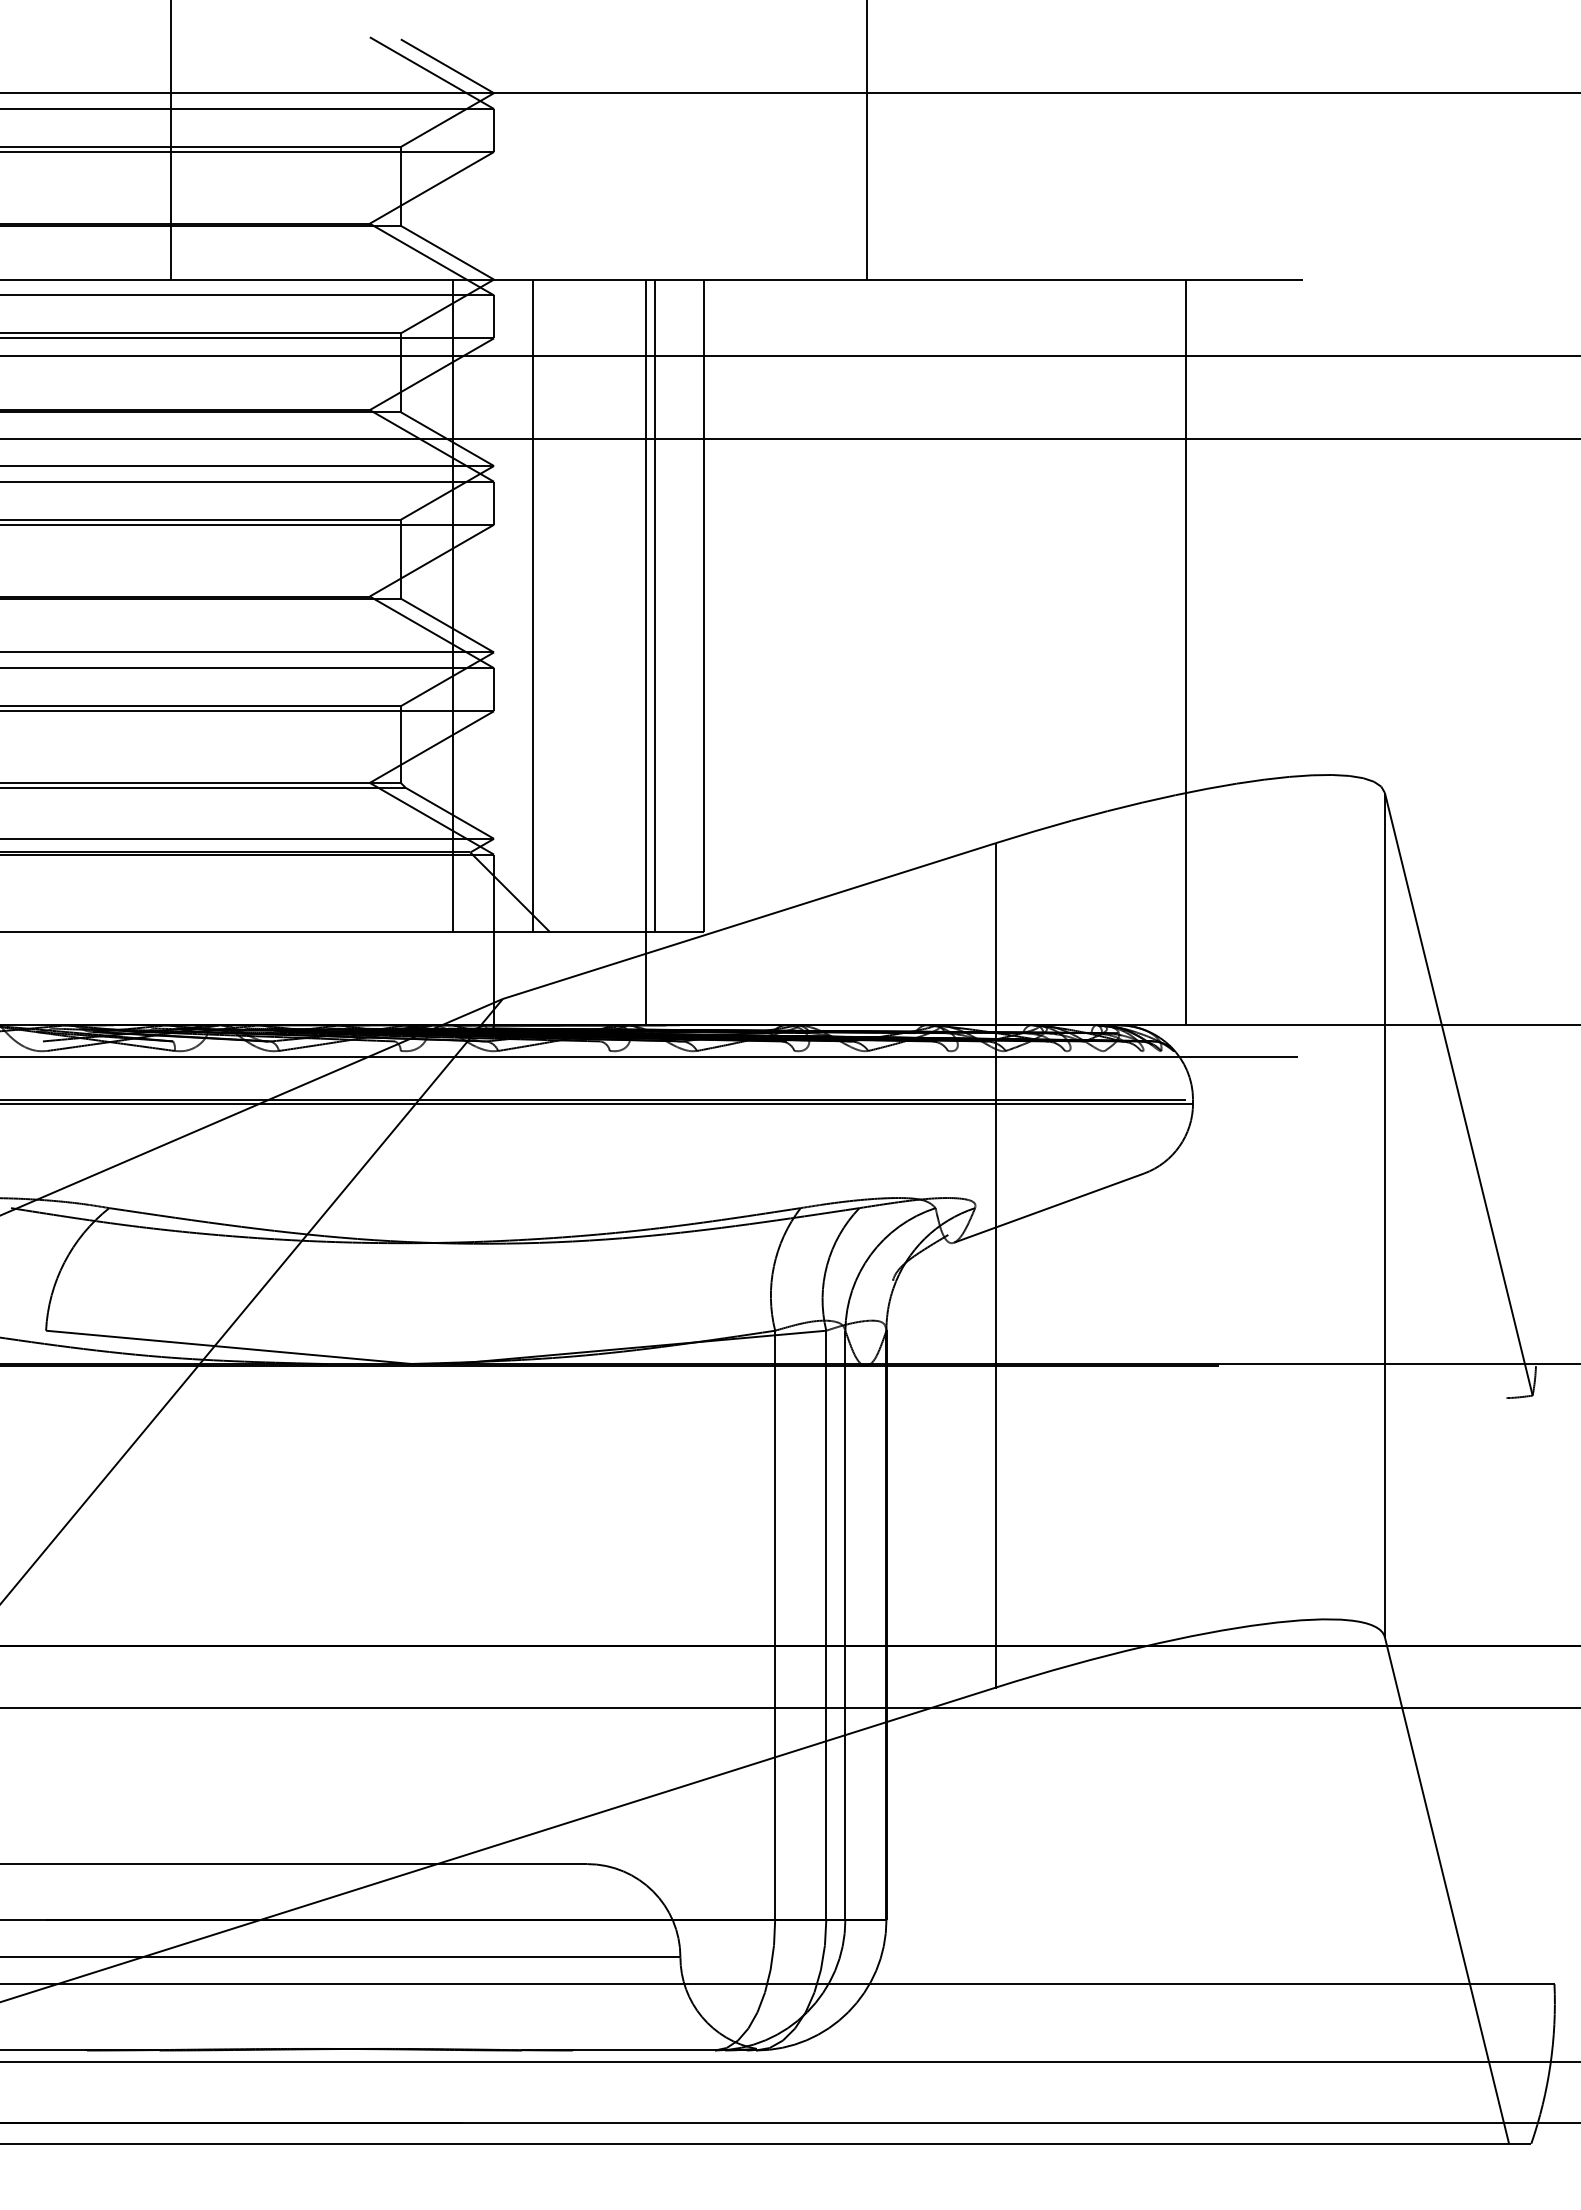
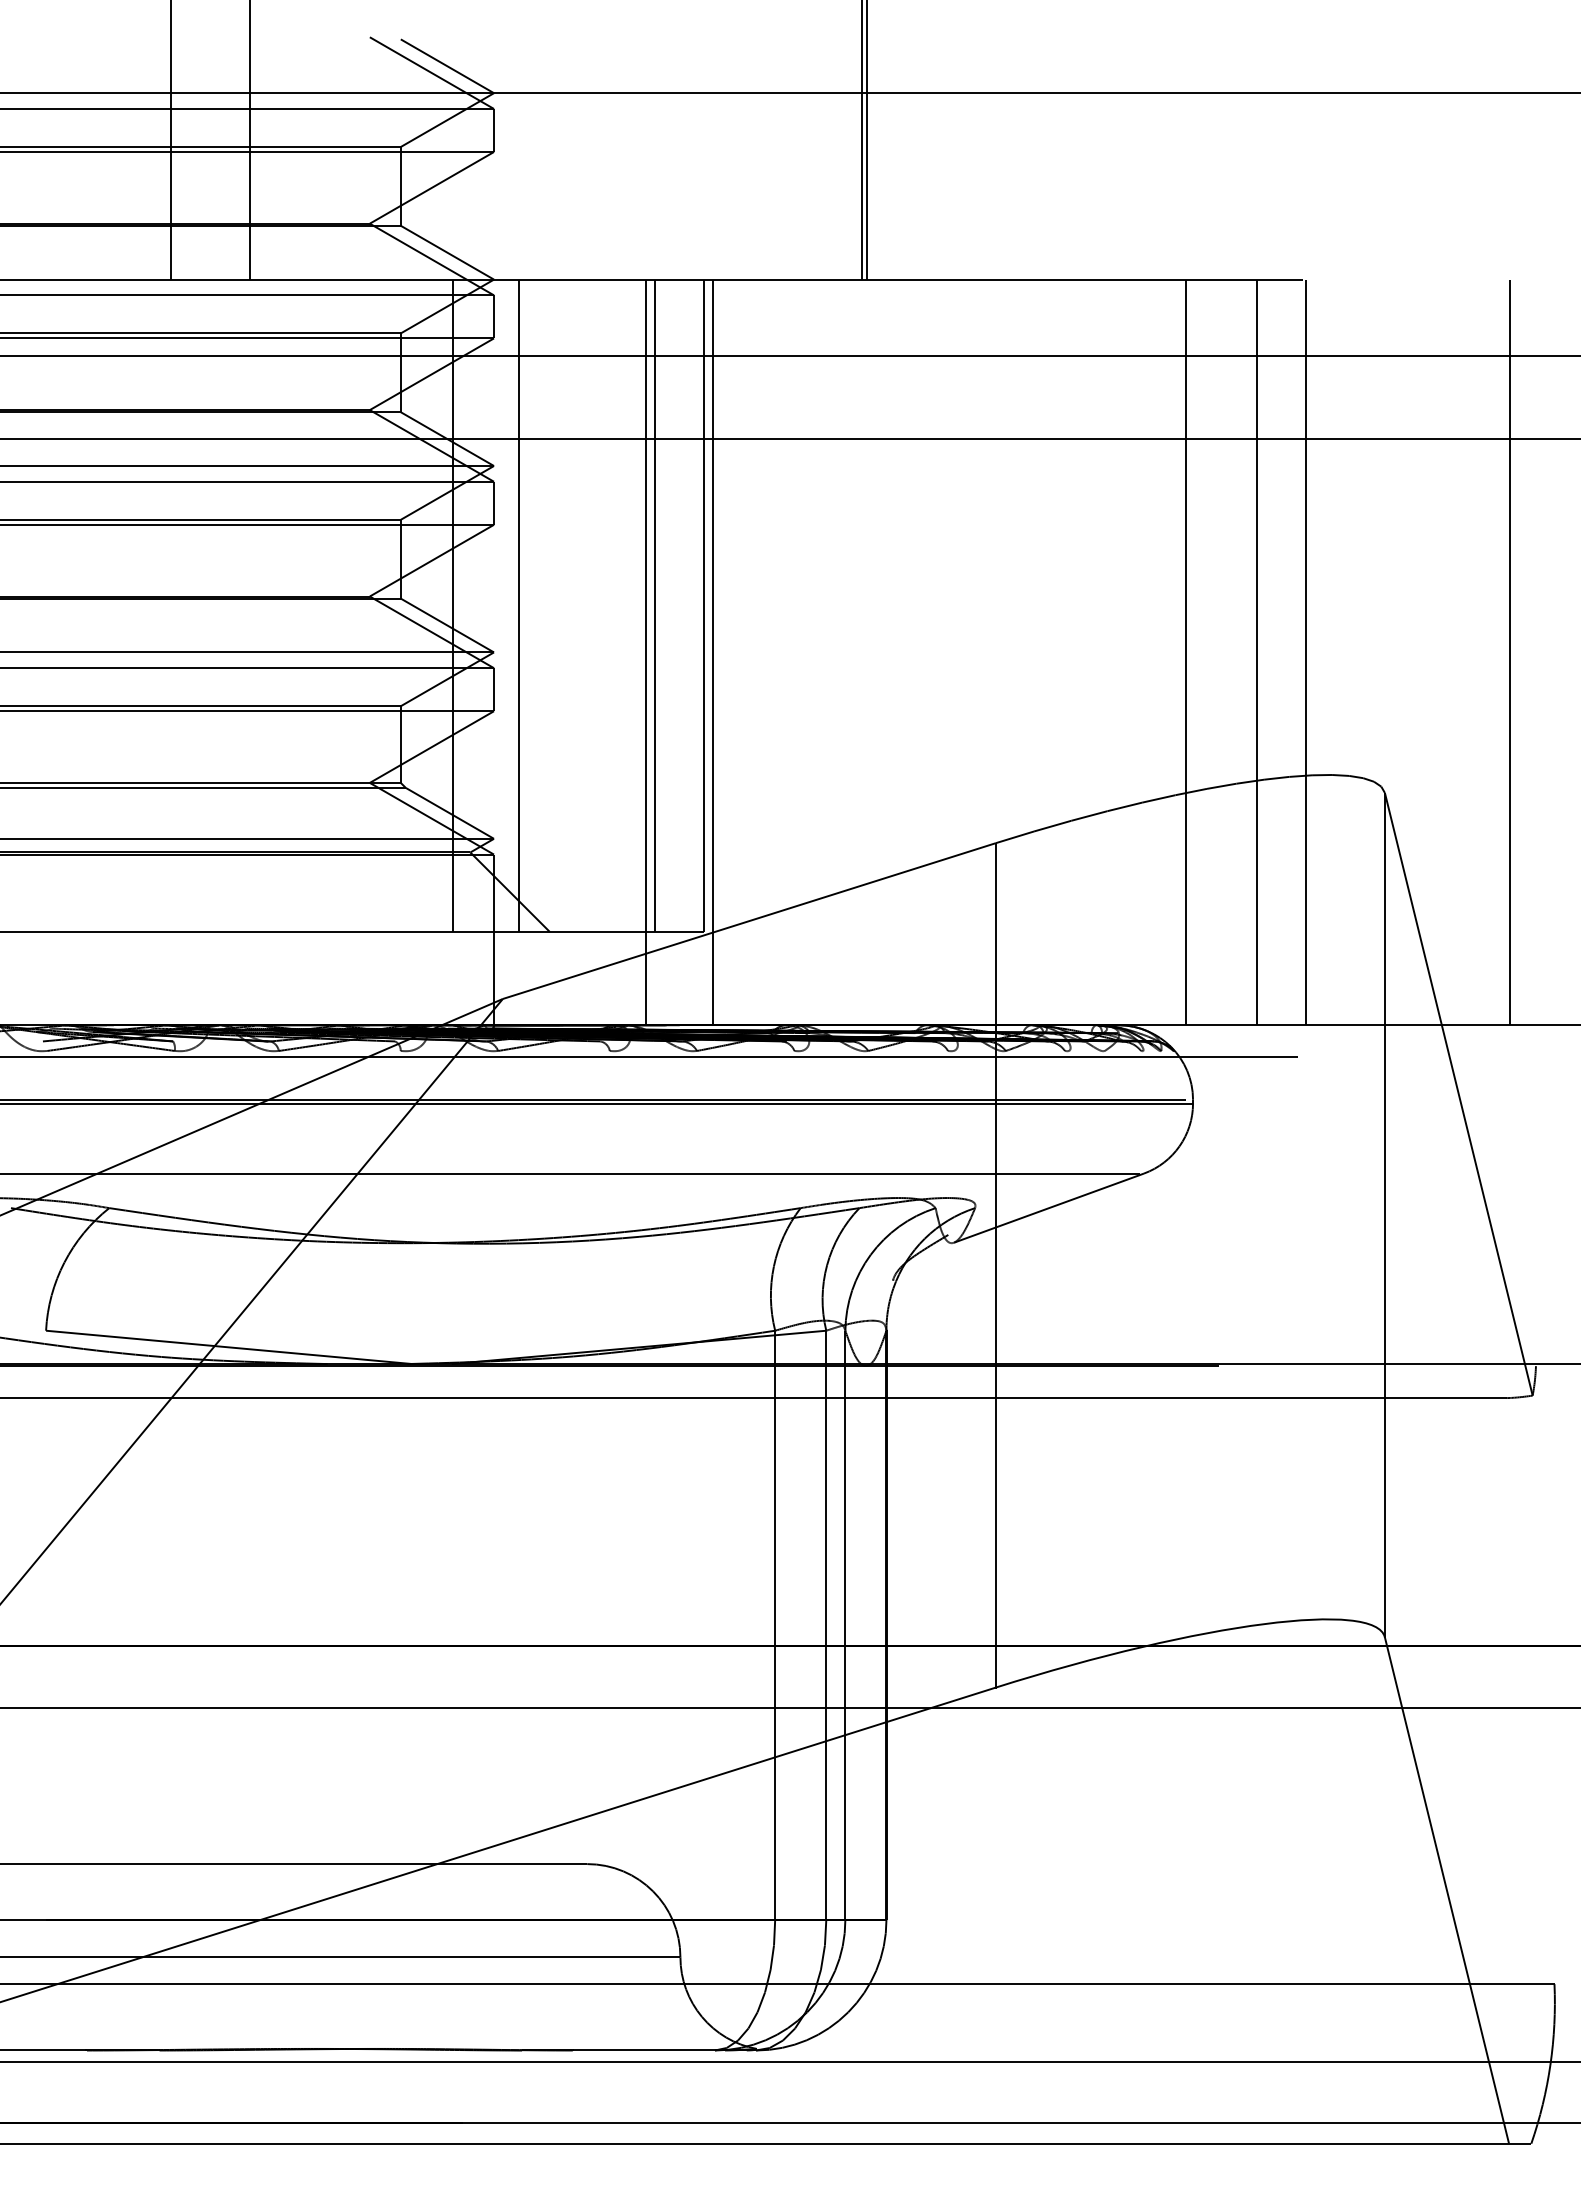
line: none -> present (249, 140)
line: none -> present (862, 140)
line position: (532, 605) -> (518, 605) (518, 605)
line: none -> present (712, 652)
line: none -> present (1256, 652)
line: none -> present (1305, 652)
line: none -> present (1509, 652)
line: none -> present (571, 1173)
line: none -> present (754, 1398)
